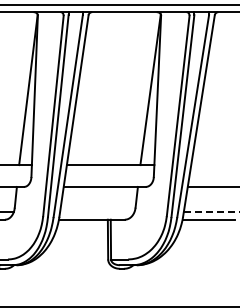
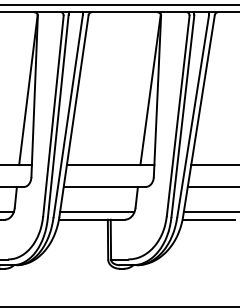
line: none -> present (213, 165)
line: none -> present (97, 212)
line: dashed -> solid (211, 212)
